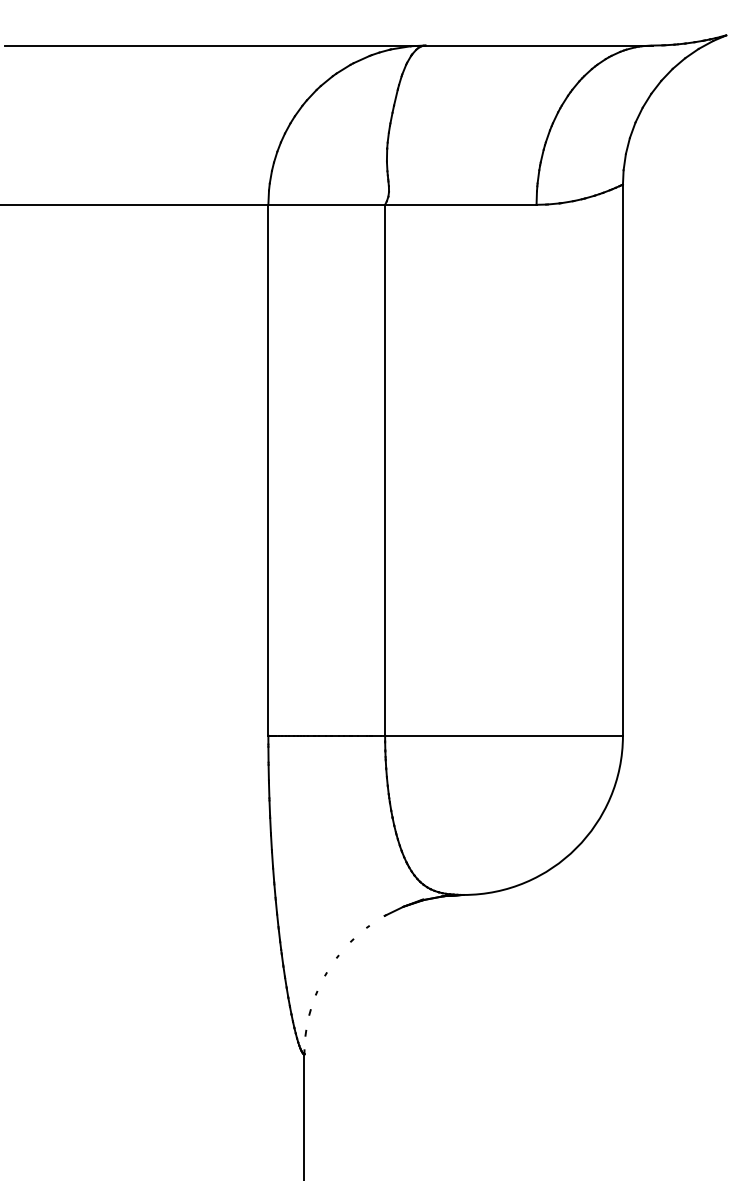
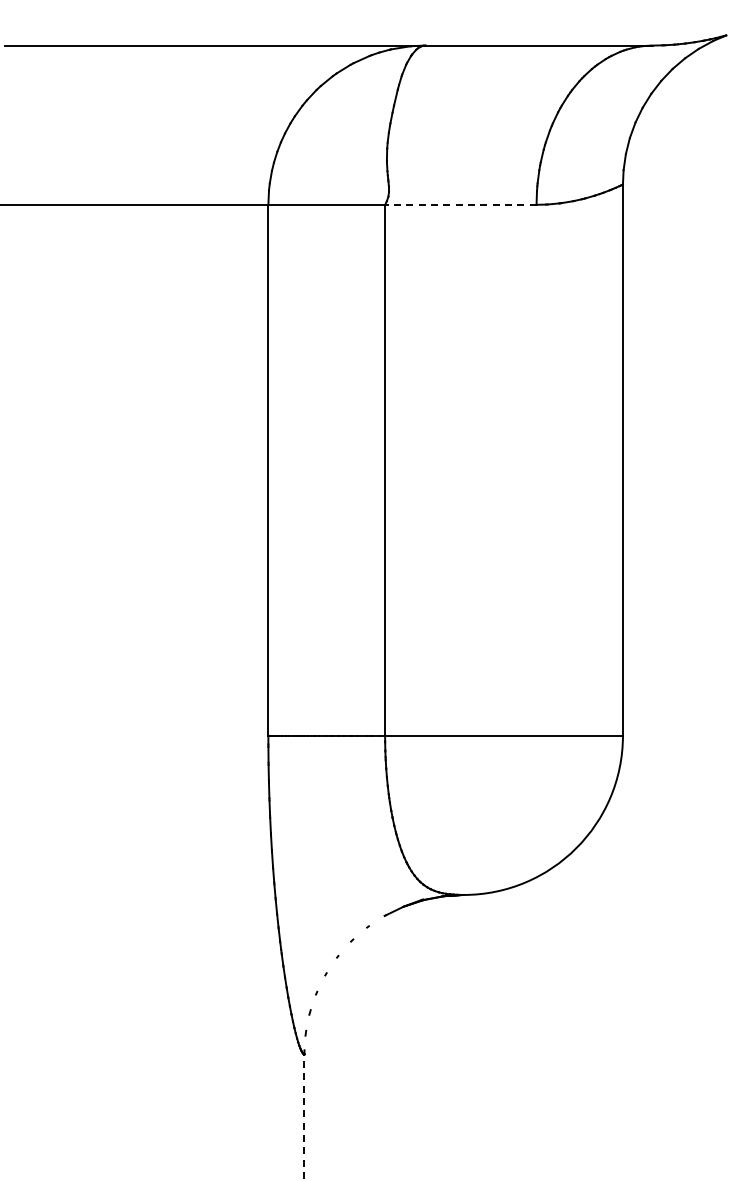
line: solid -> dashed (460, 204)
line: solid -> dashed (304, 1117)
